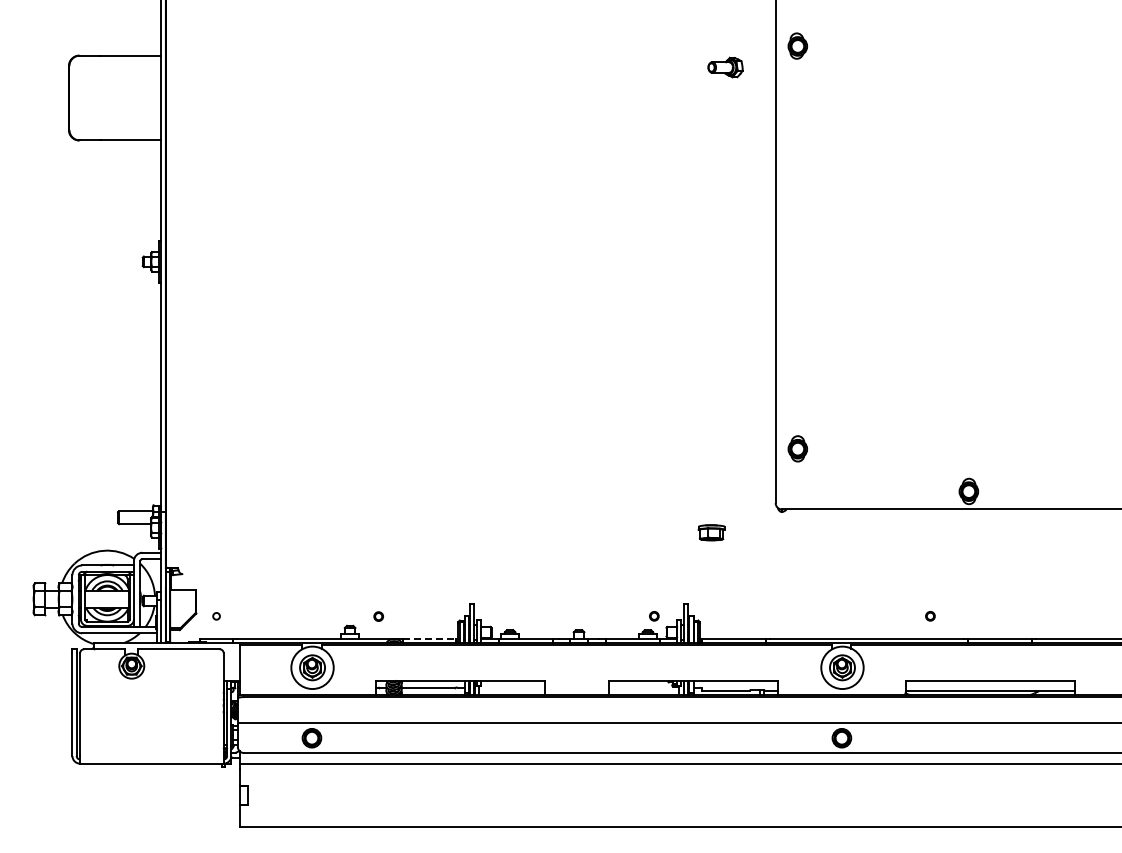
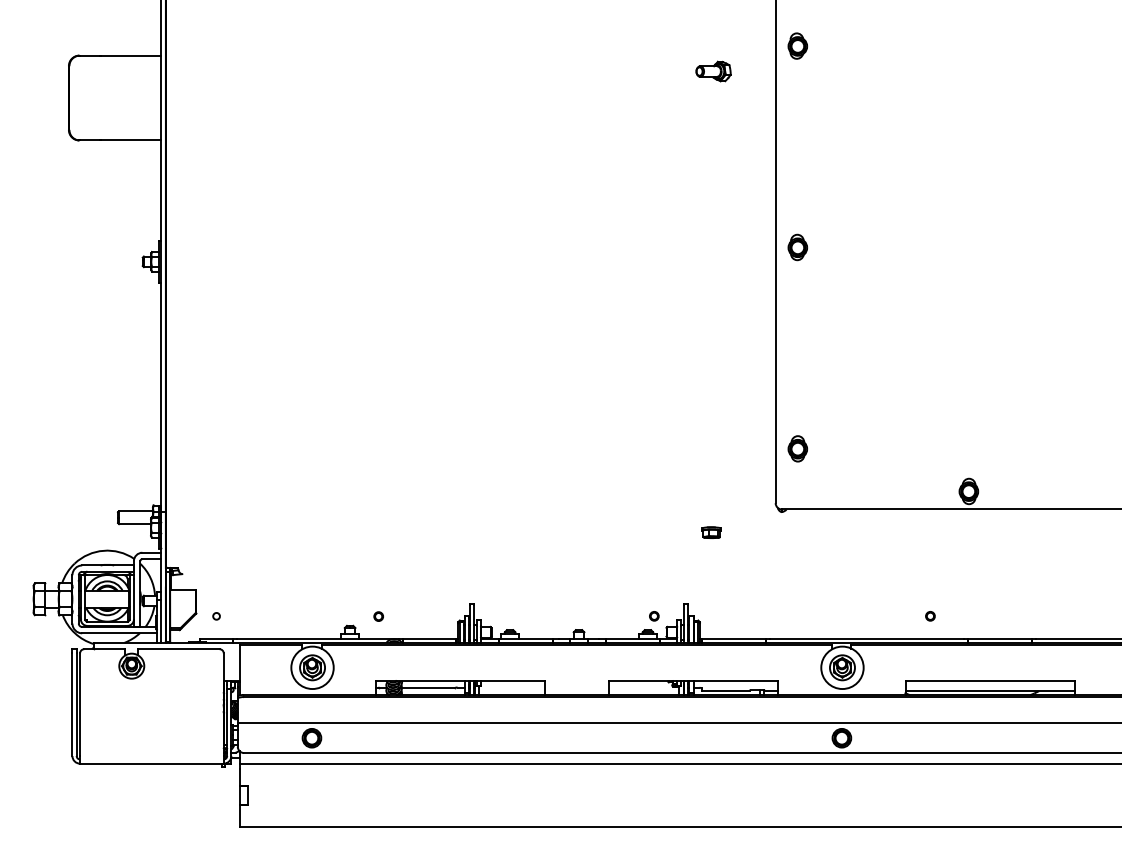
part position: (725, 67) -> (713, 71) (713, 71)
part: none -> present (797, 247)
part size: 29x18 px -> 21x13 px (711, 532)
line: dashed -> solid (430, 638)
